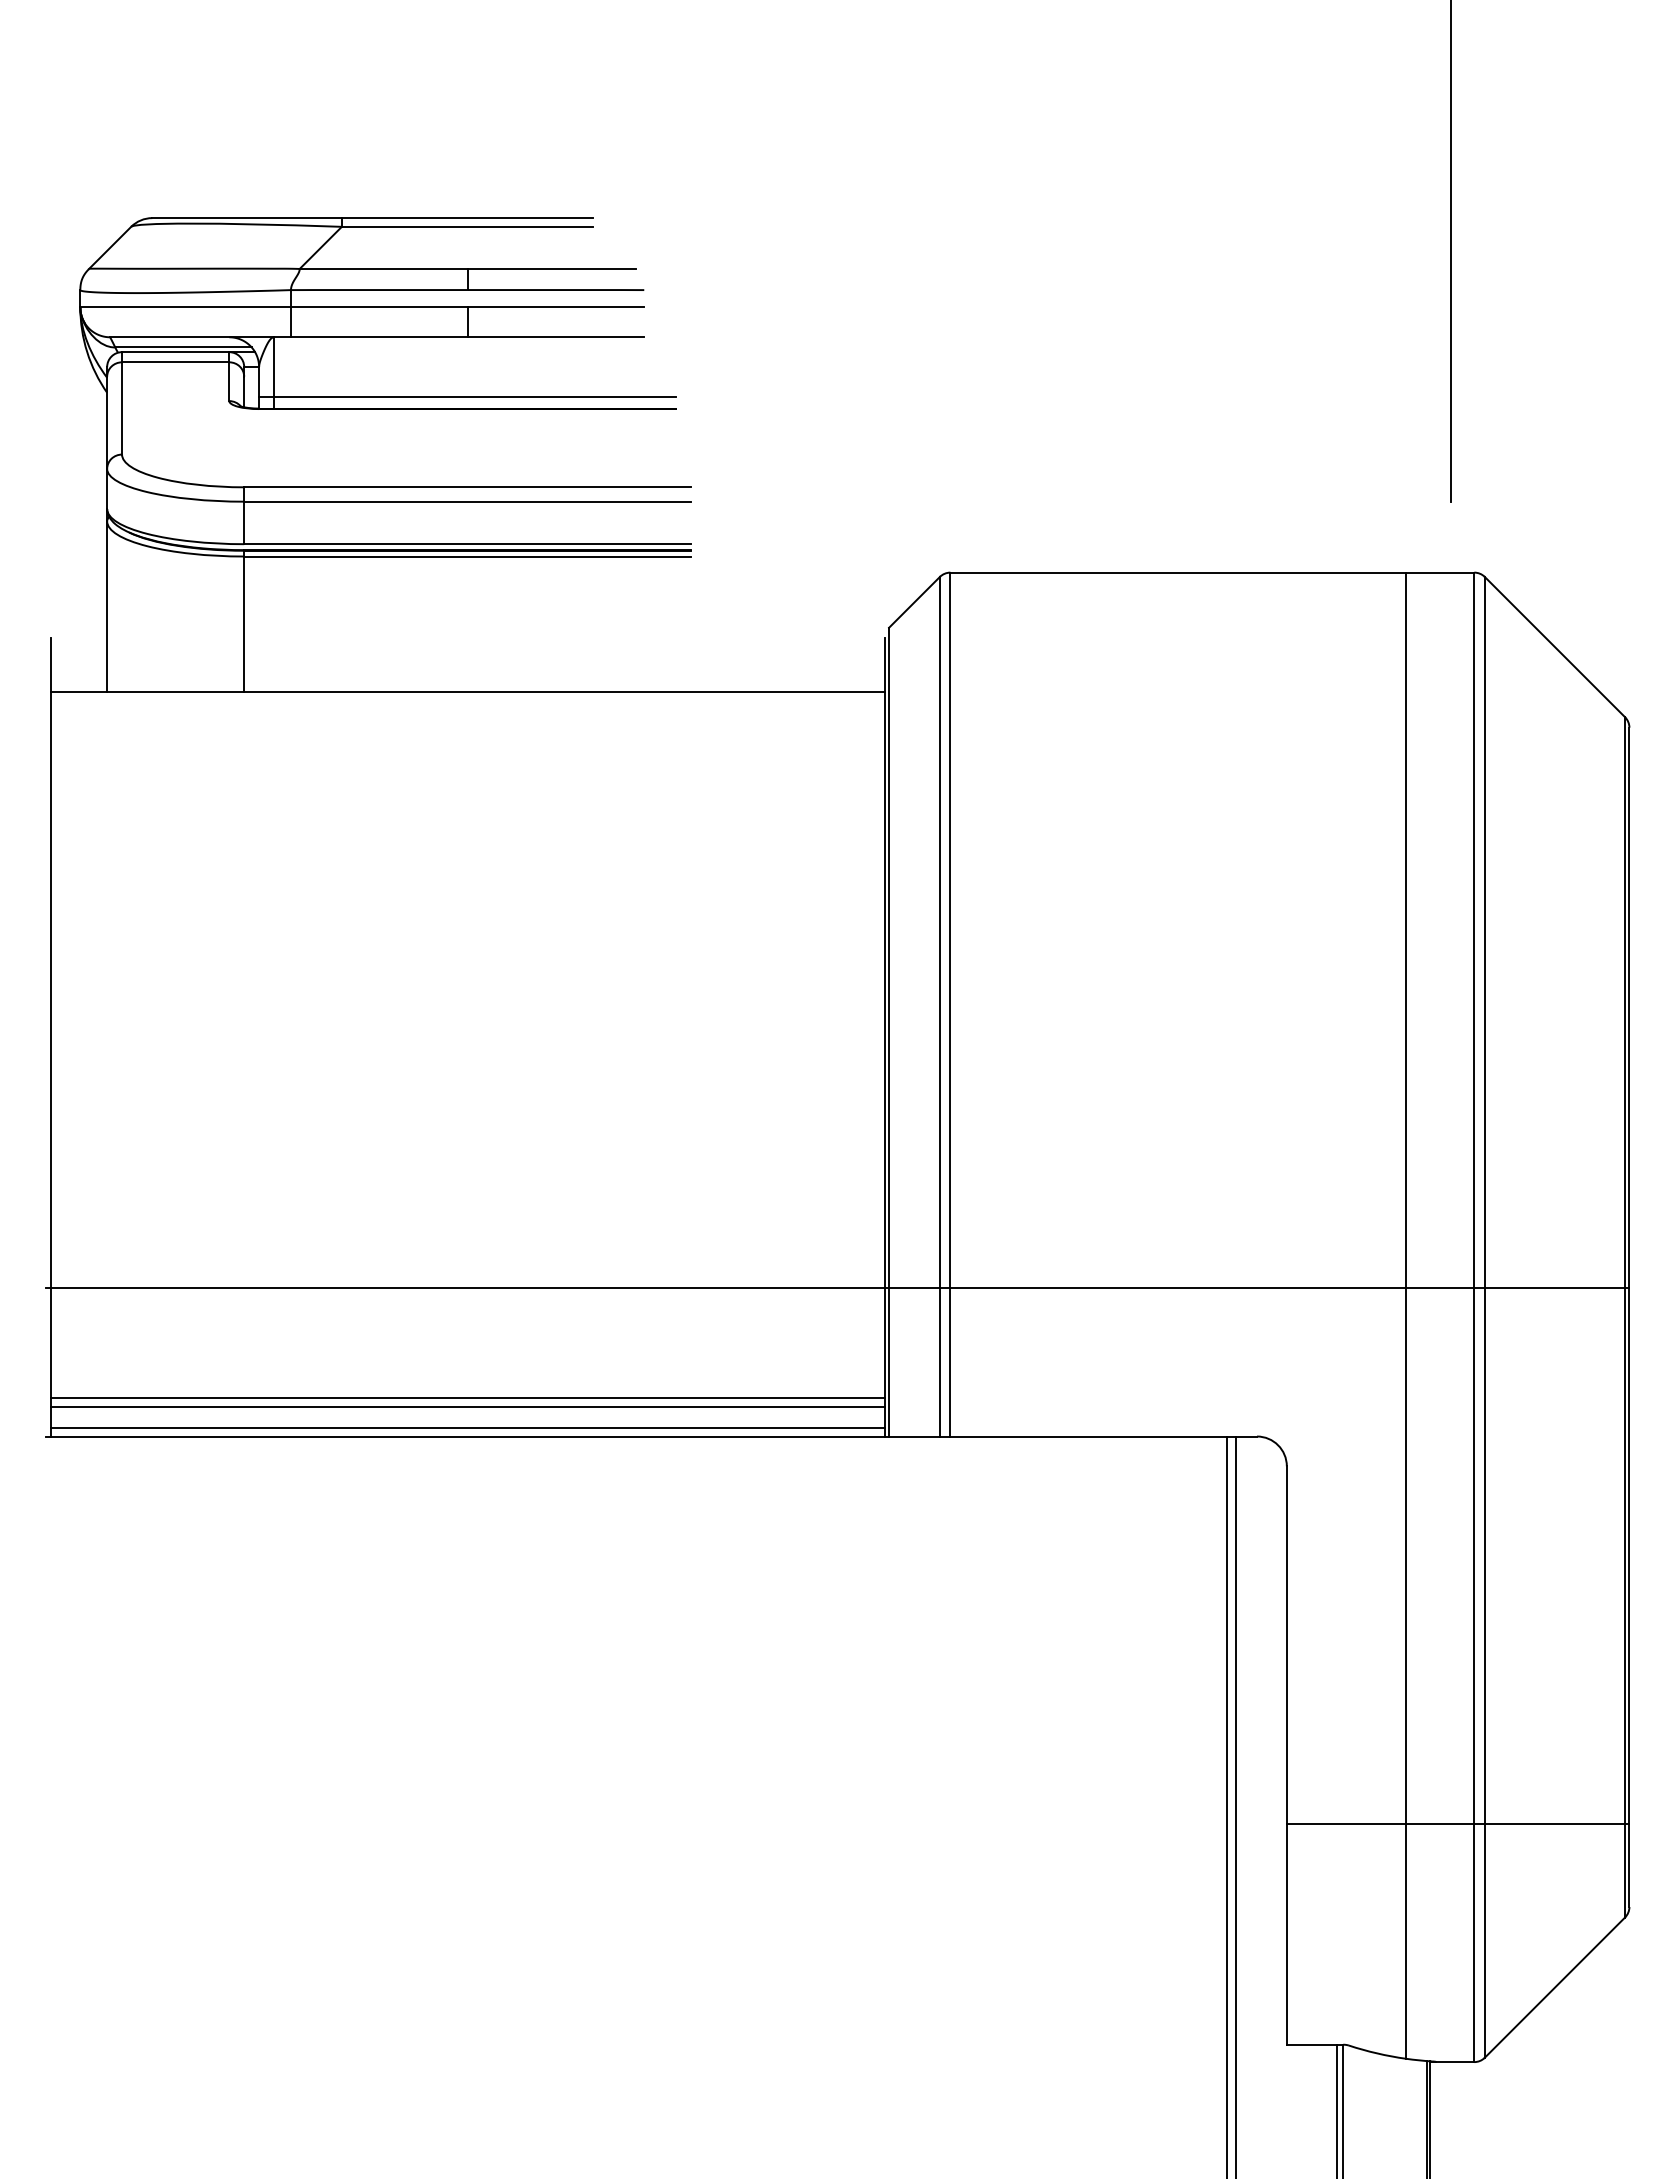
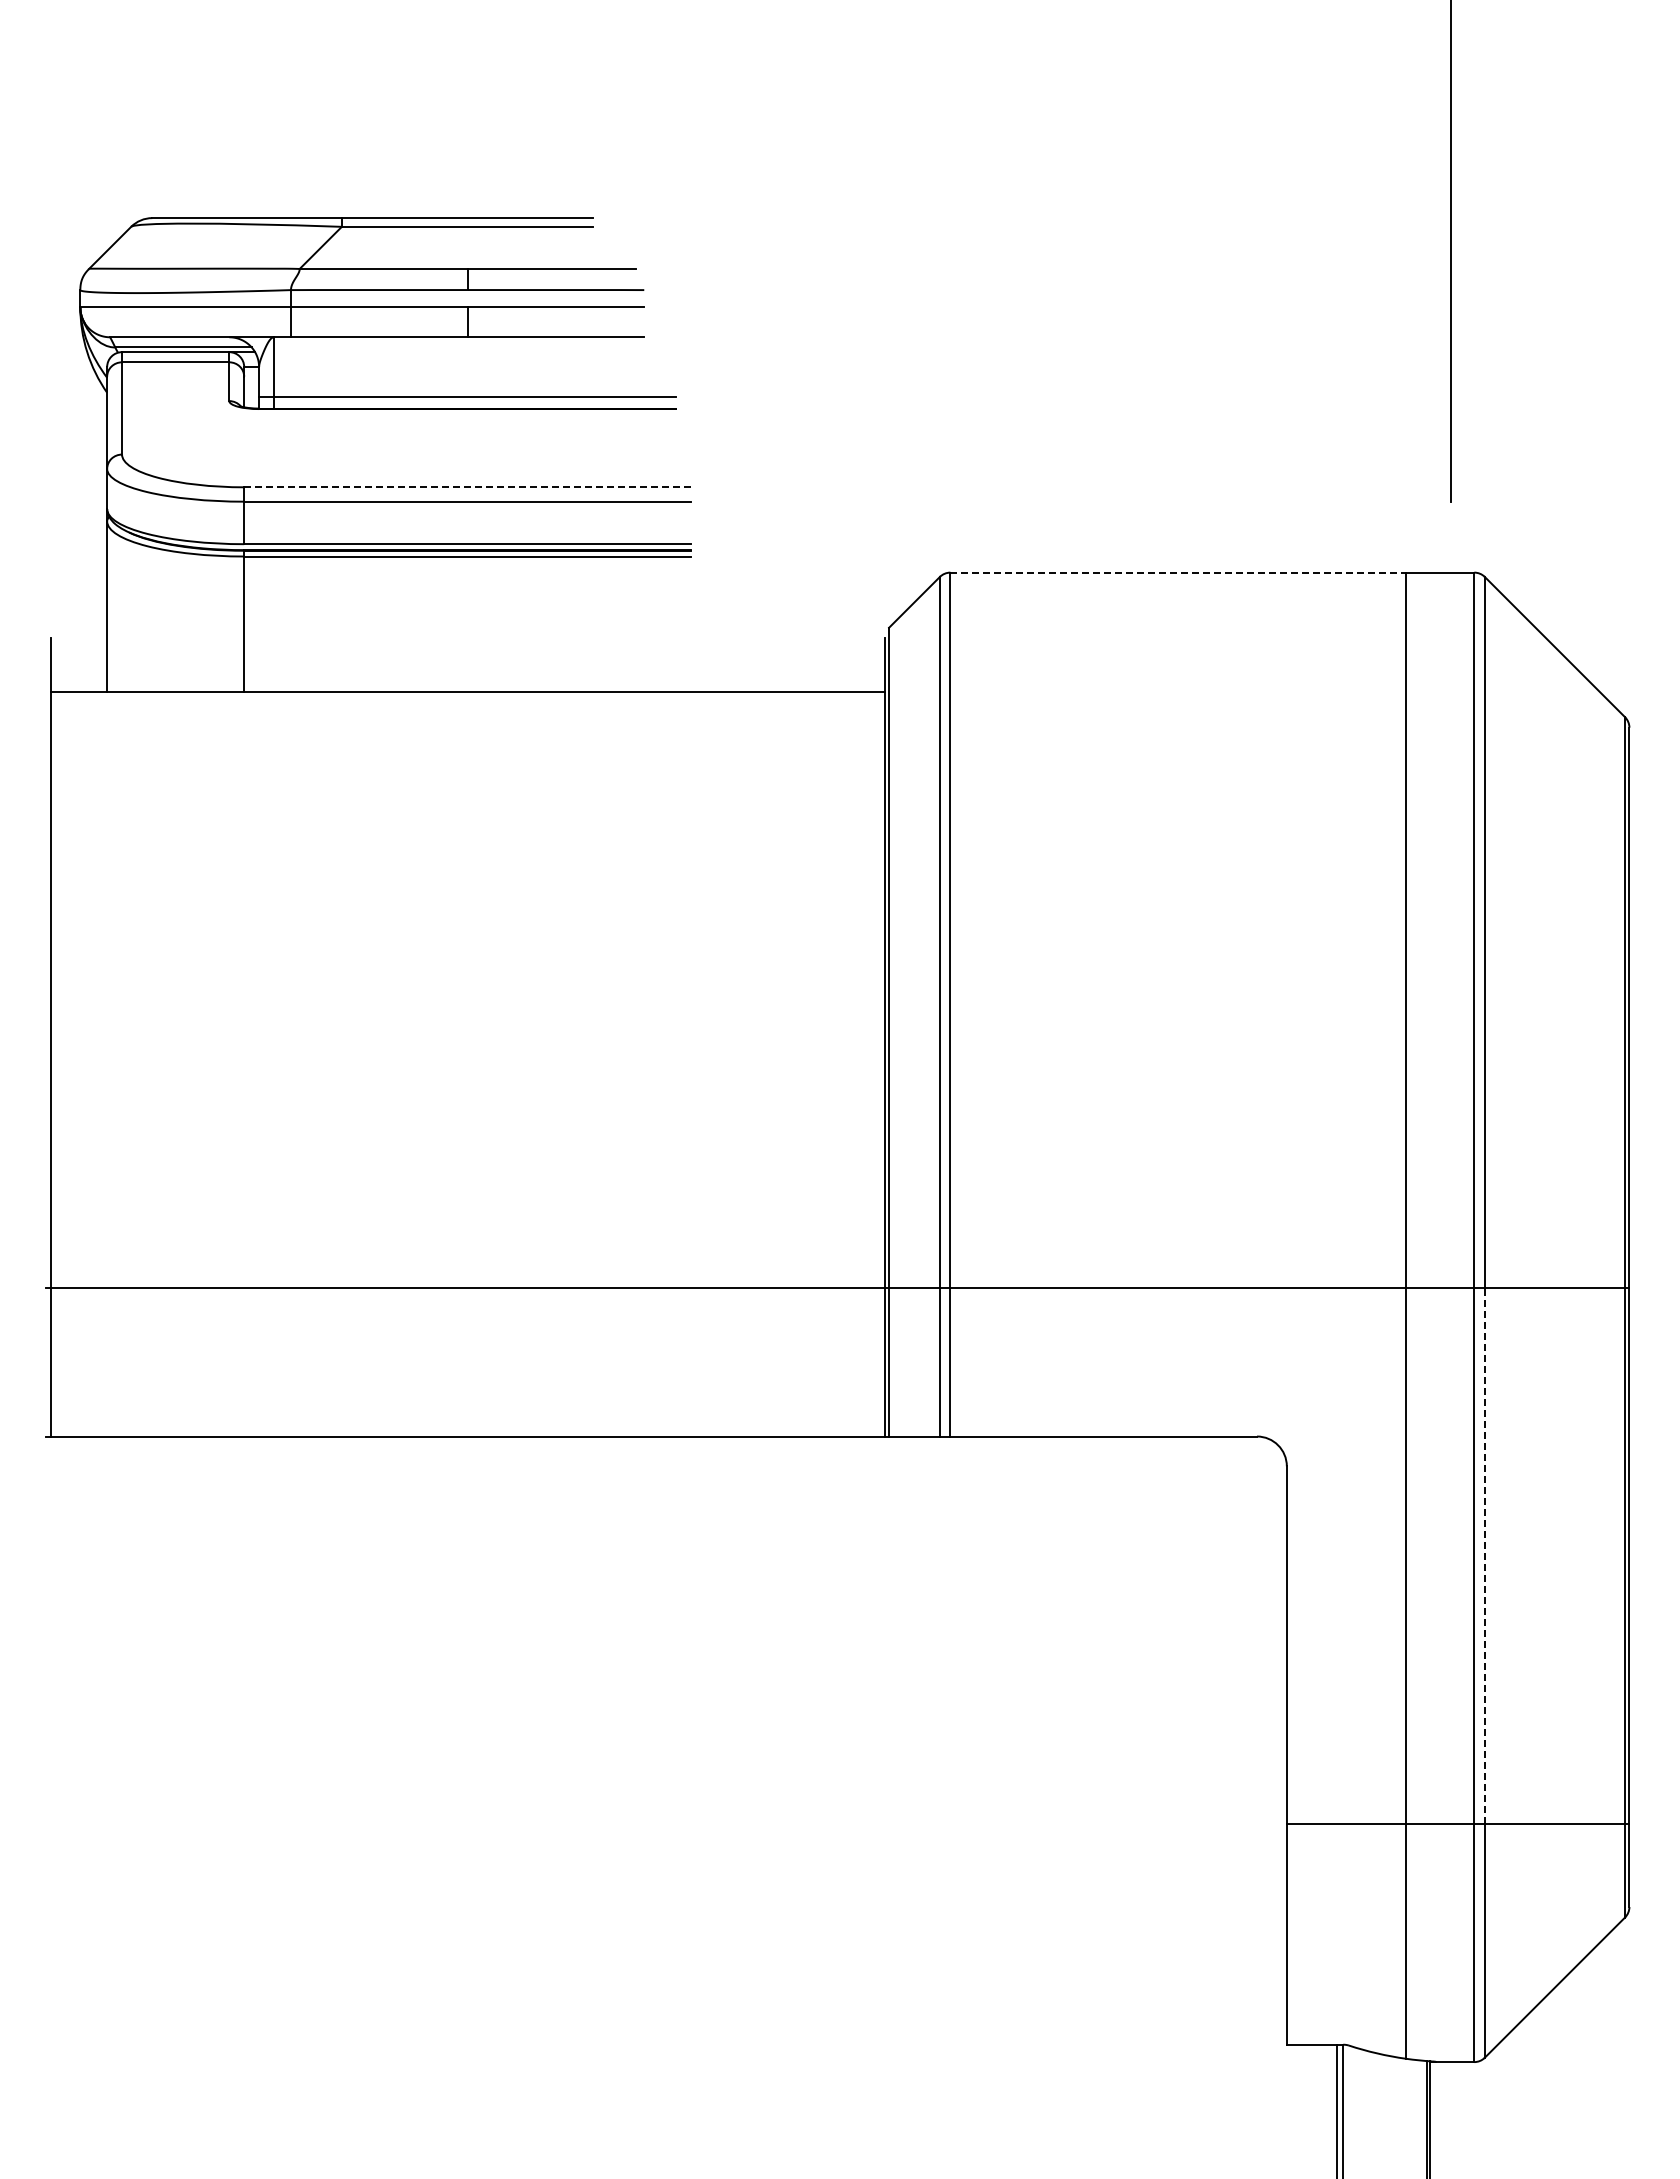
line: solid -> dashed (467, 487)
line: solid -> dashed (1178, 572)
line: present -> none (467, 1397)
line: present -> none (467, 1406)
line: present -> none (467, 1427)
line: solid -> dashed (1484, 1555)
line: present -> none (1227, 1805)
line: present -> none (1236, 1805)
